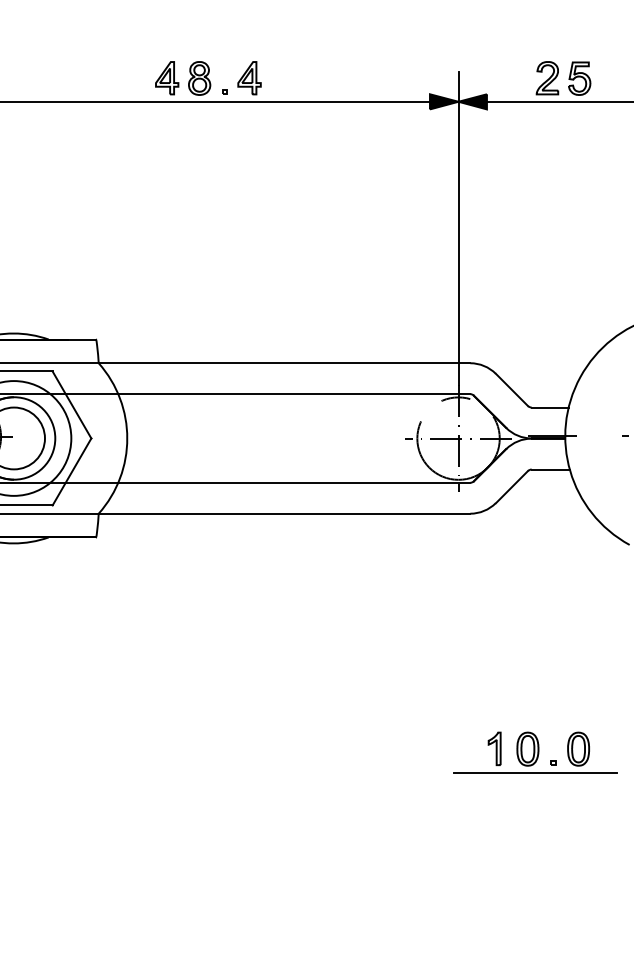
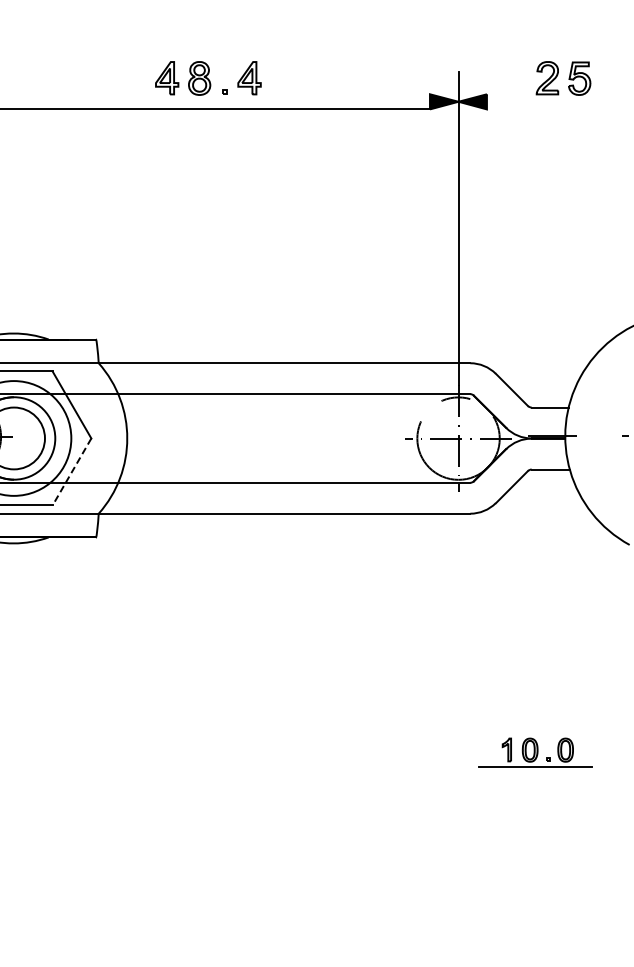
line position: (215, 101) -> (215, 108) (215, 108)
line: present -> none (558, 101)
line: solid -> dashed (72, 471)
part size: 165x43 px -> 115x31 px (535, 752)
